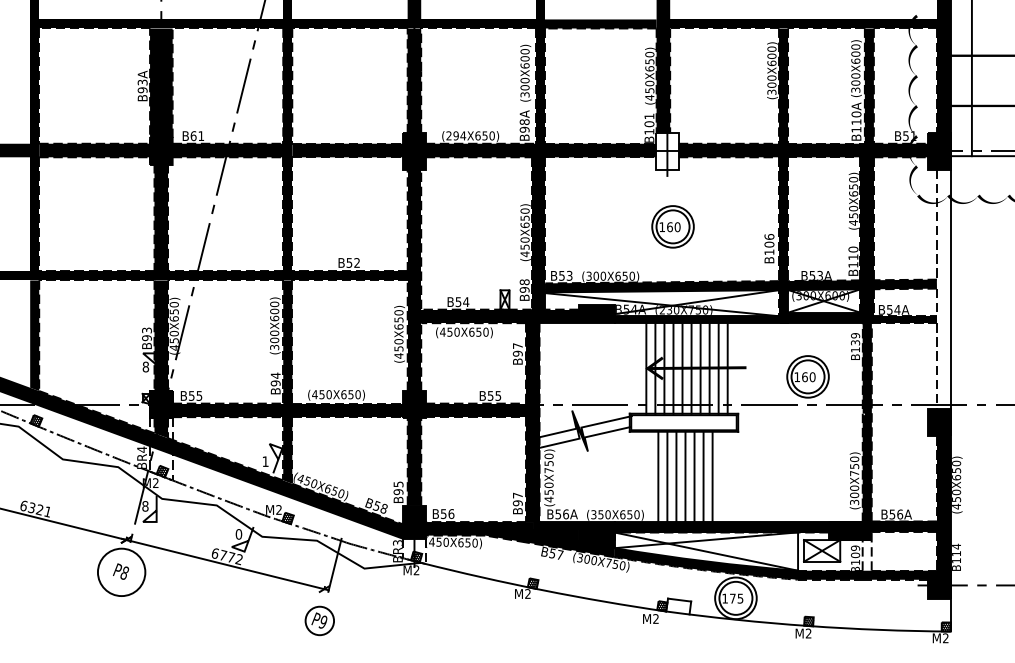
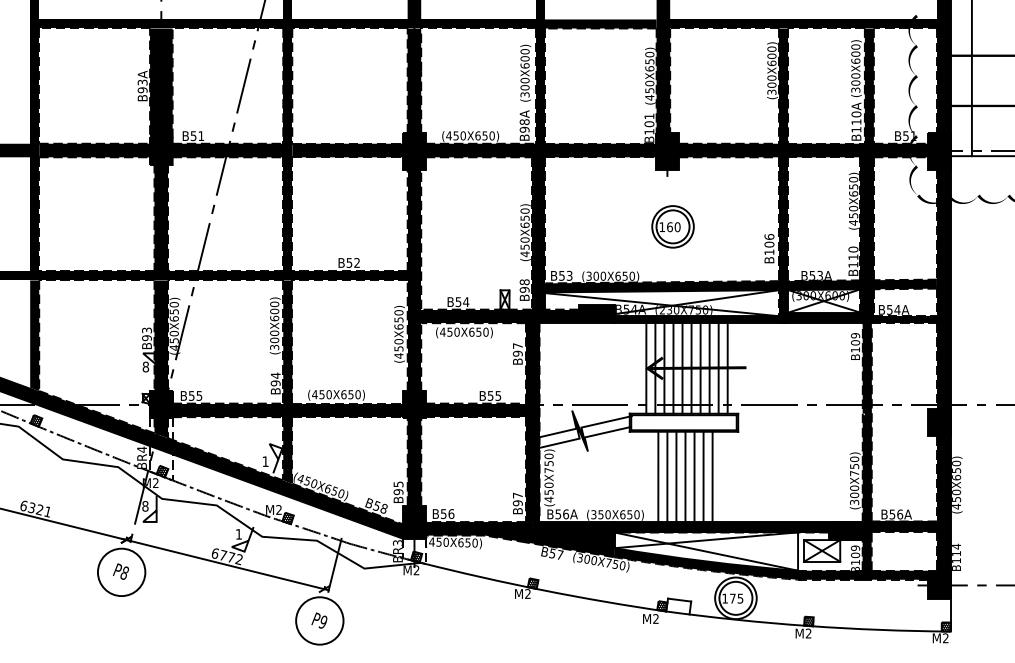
text: (294X650) -> (450X650) (456, 135)
text: B61 -> B51 (193, 136)
fill: none -> present (667, 151)
fill: none -> present (943, 289)
text: B139 -> B109 (855, 342)
part: present -> none (807, 376)
text: 0 -> 1 (238, 534)
fill: none -> present (866, 555)
circle diameter: 28 px -> 47 px (319, 620)
